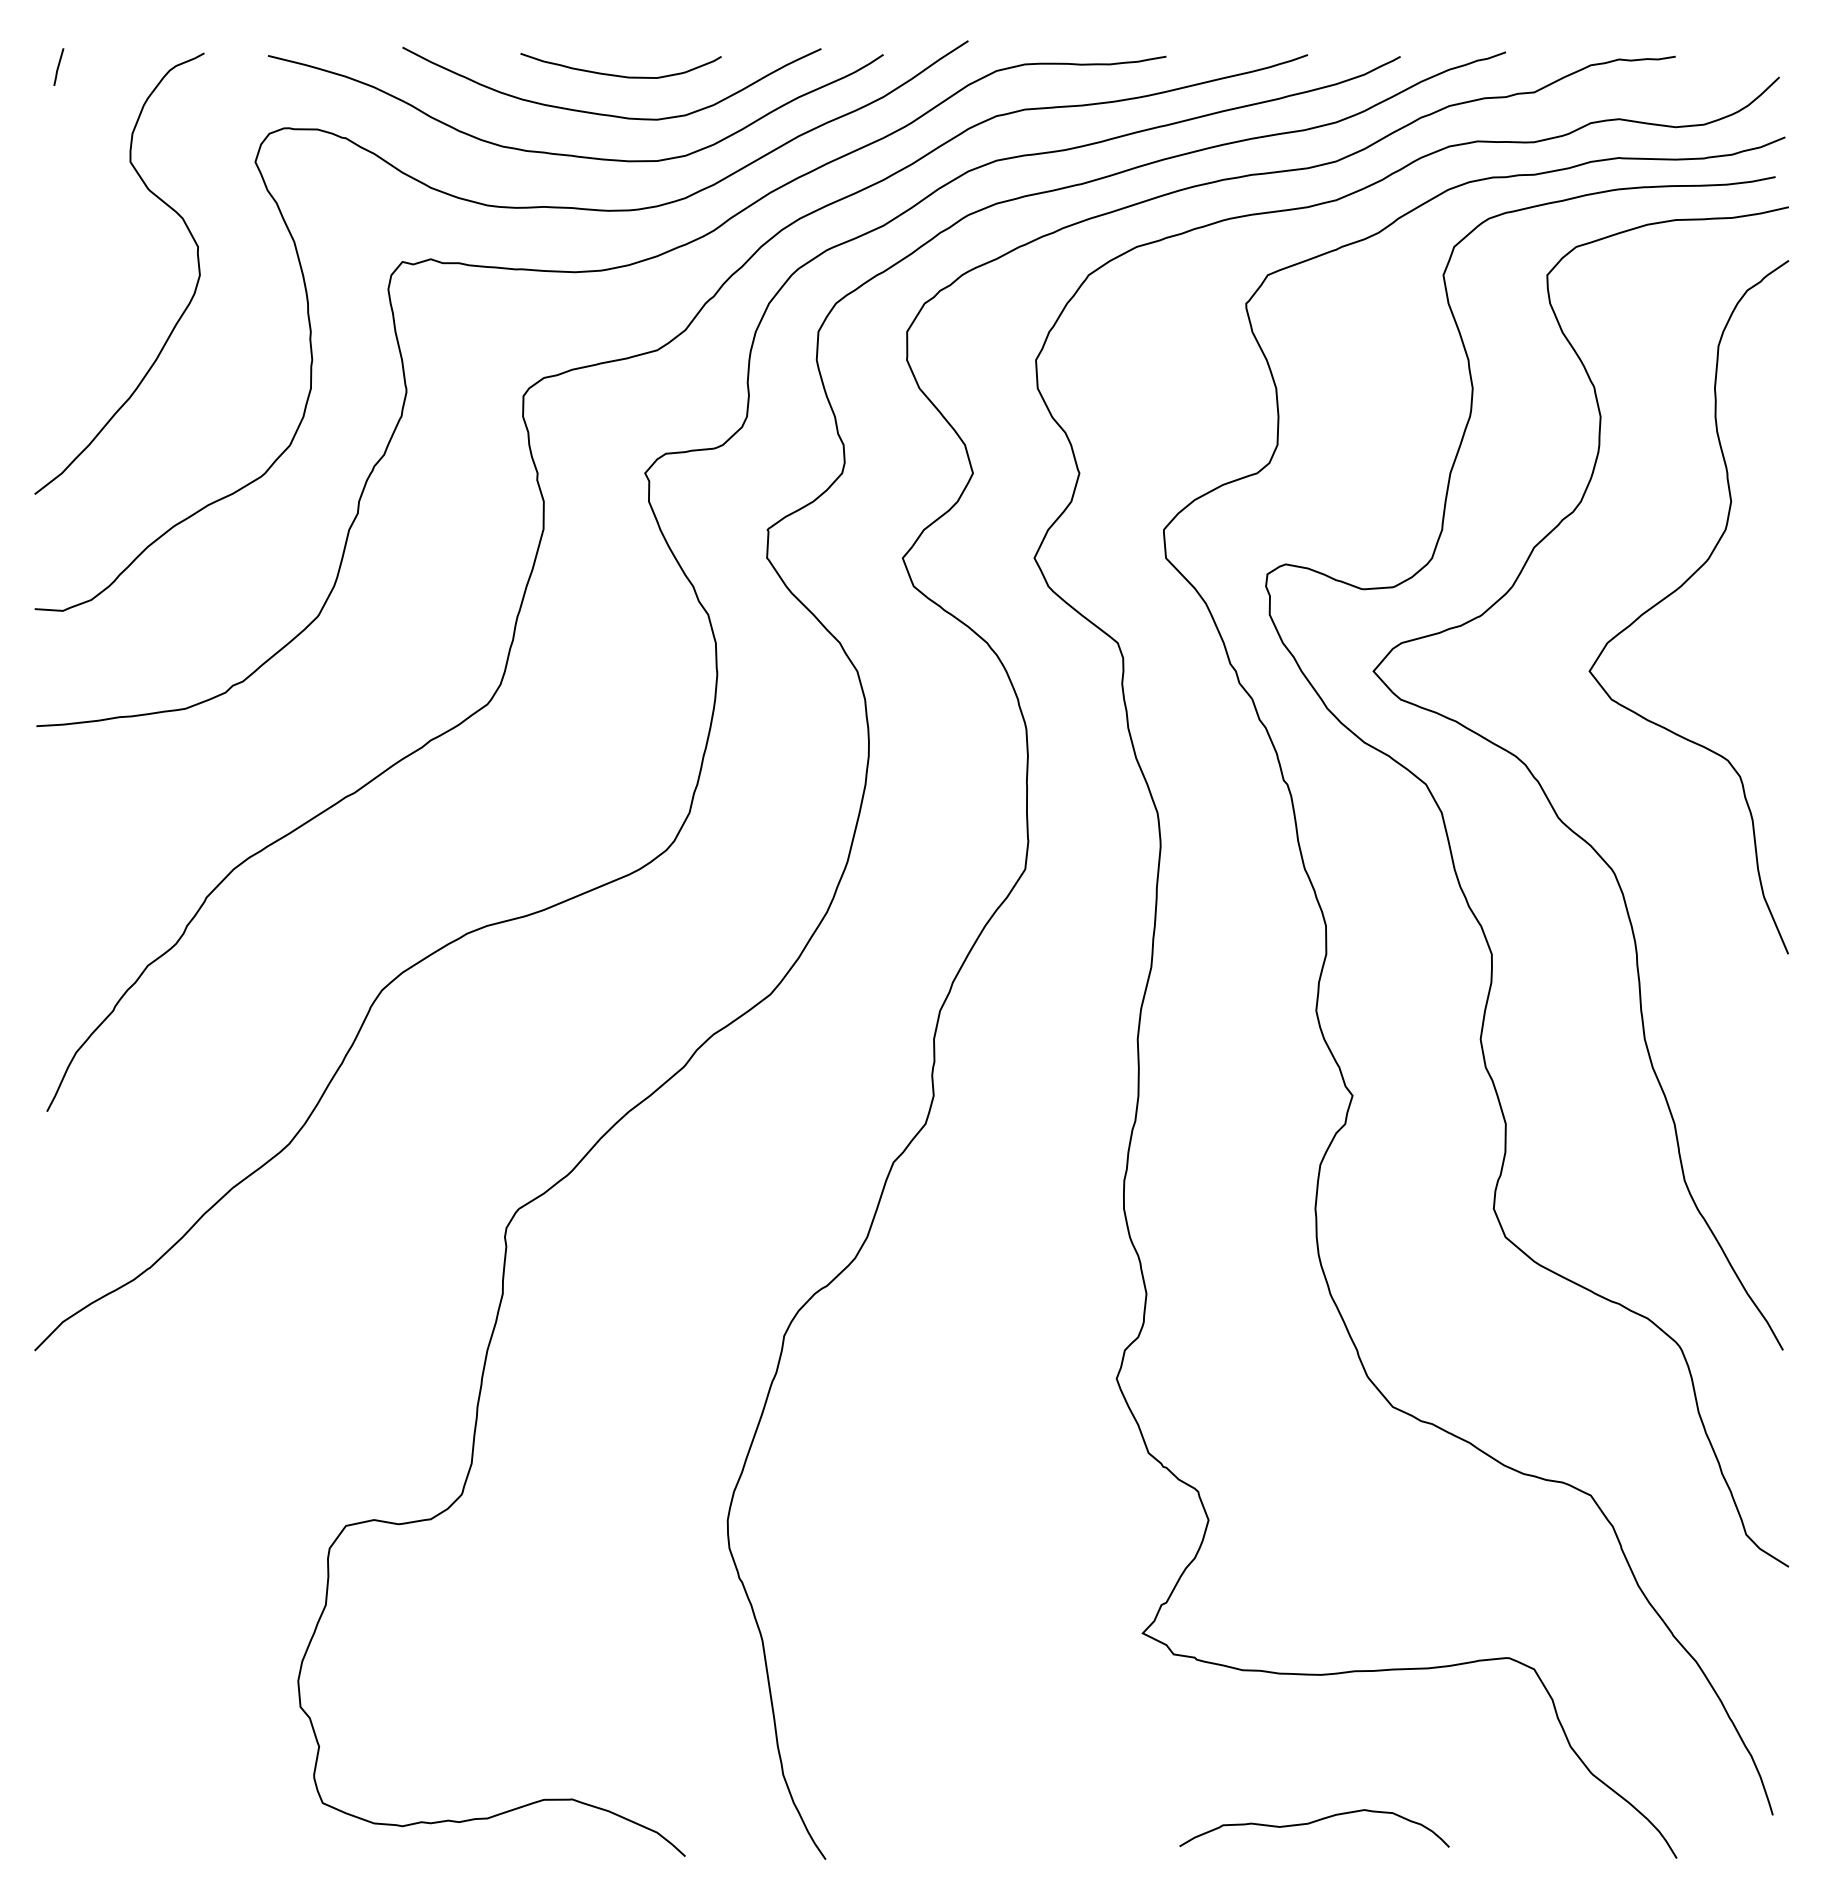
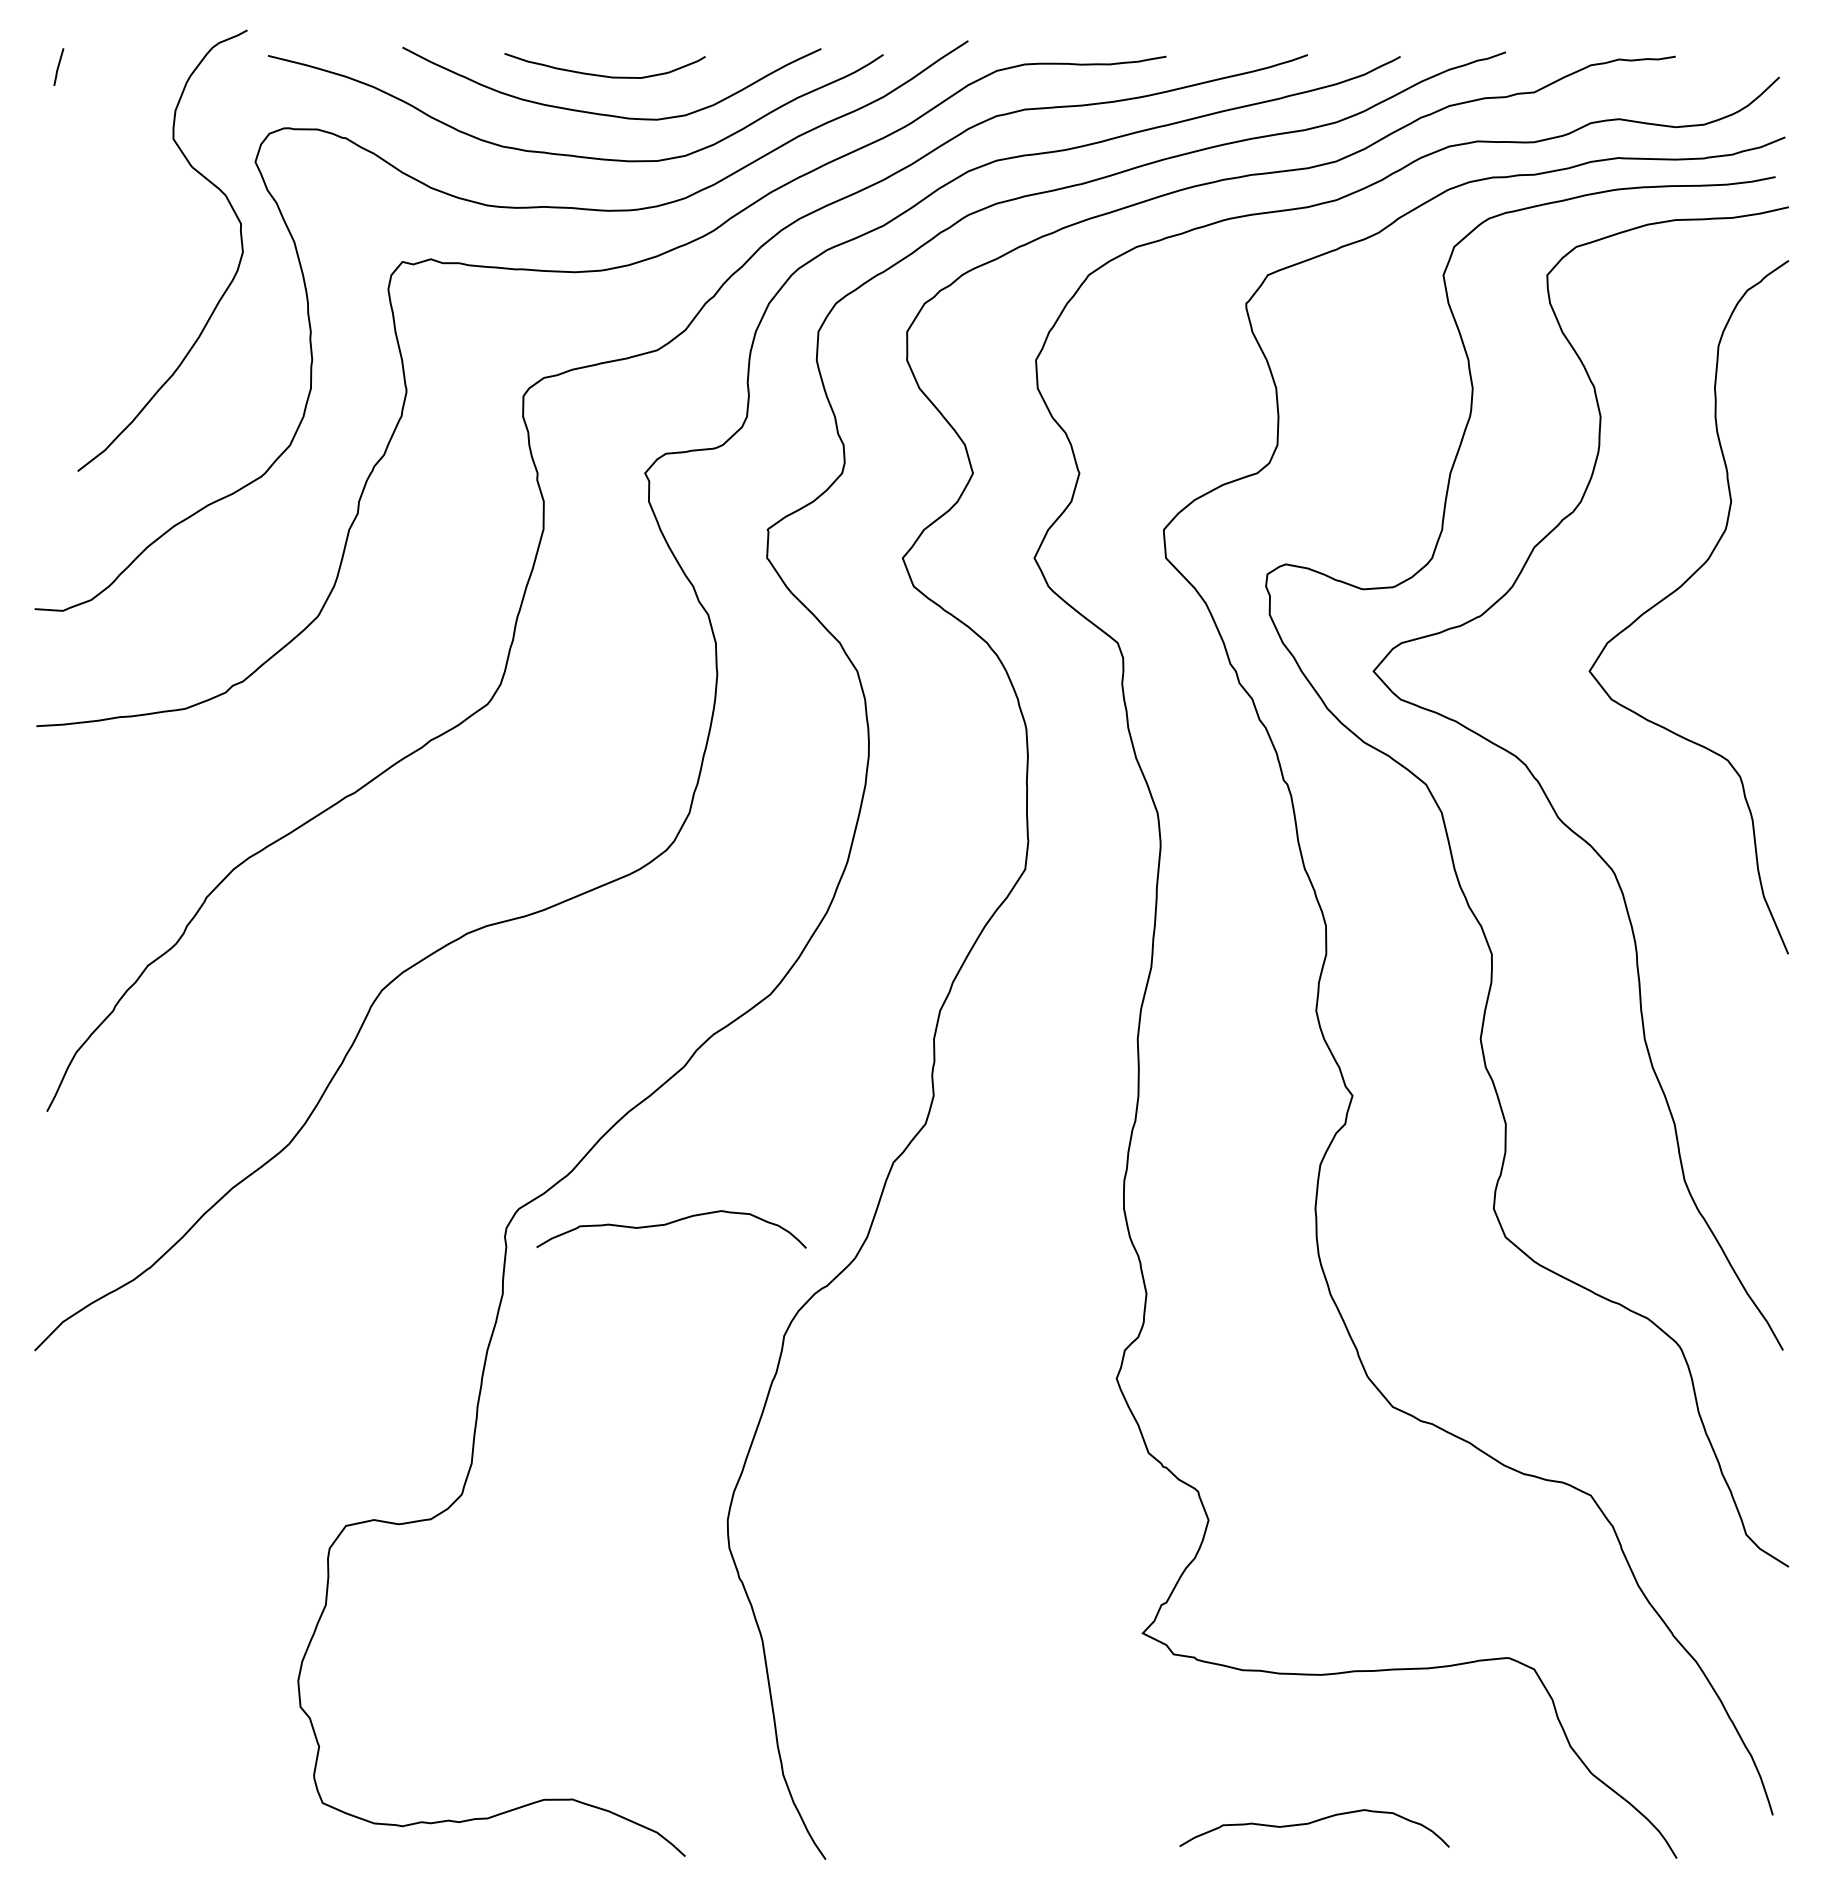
curve position: (620, 75) -> (604, 75) (604, 75)
curve position: (180, 315) -> (223, 292) (223, 292)
curve: none -> present (669, 1224)
